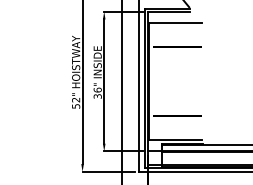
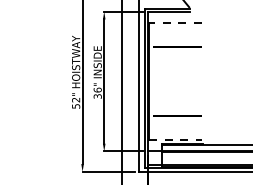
line: solid -> dashed (174, 23)
line: solid -> dashed (175, 139)
